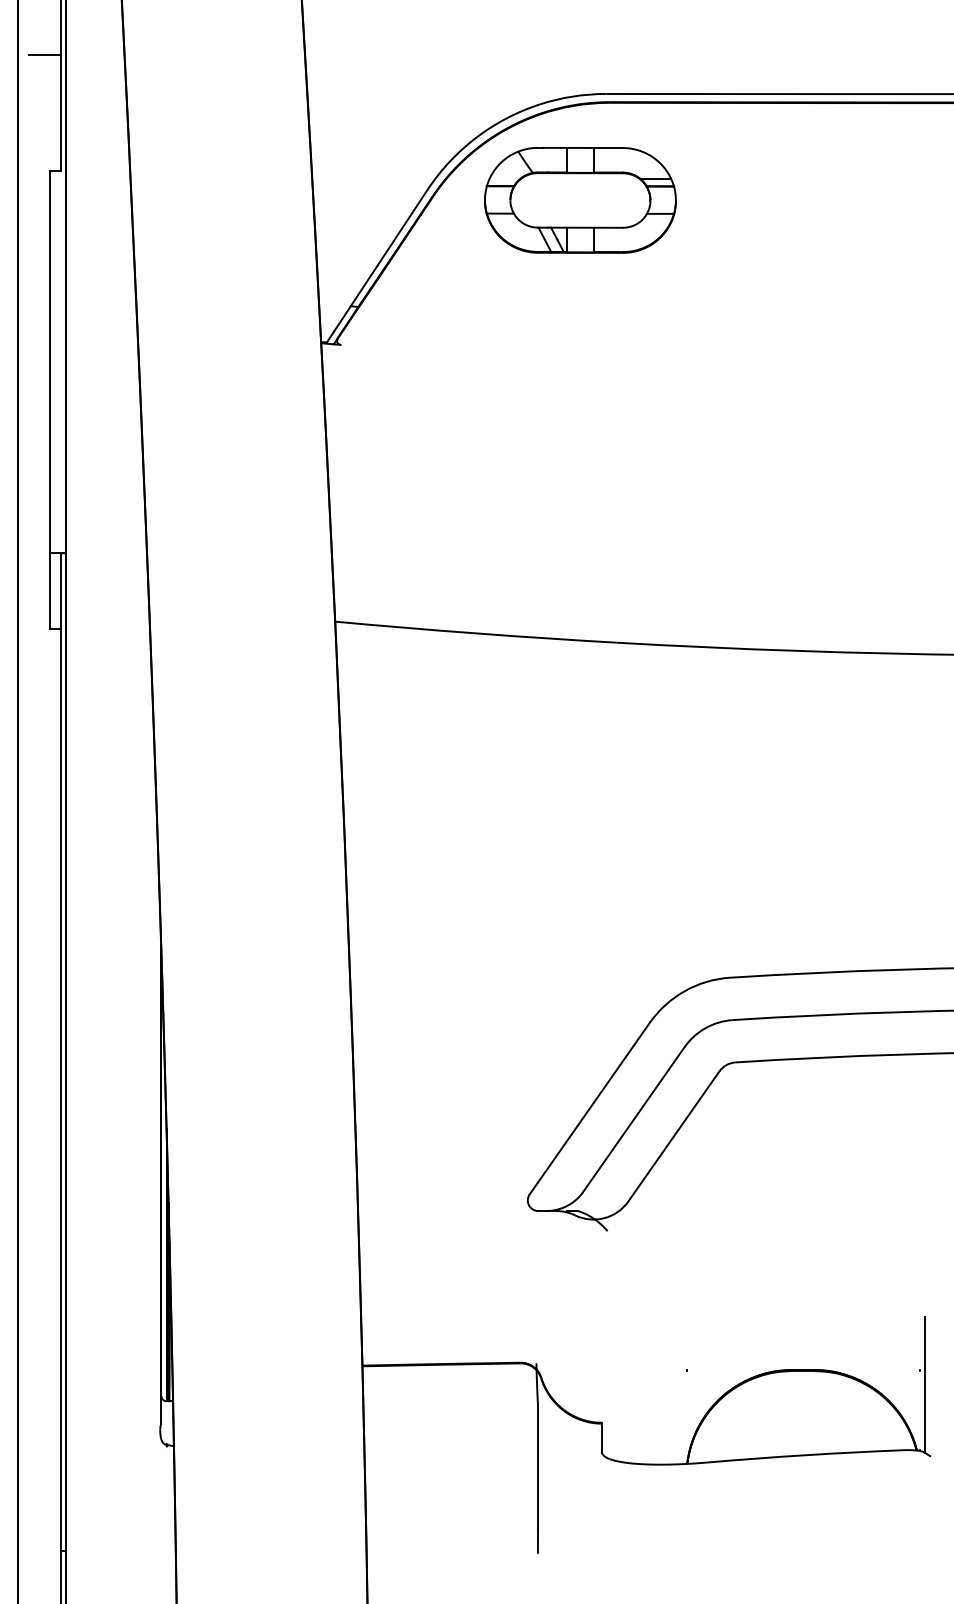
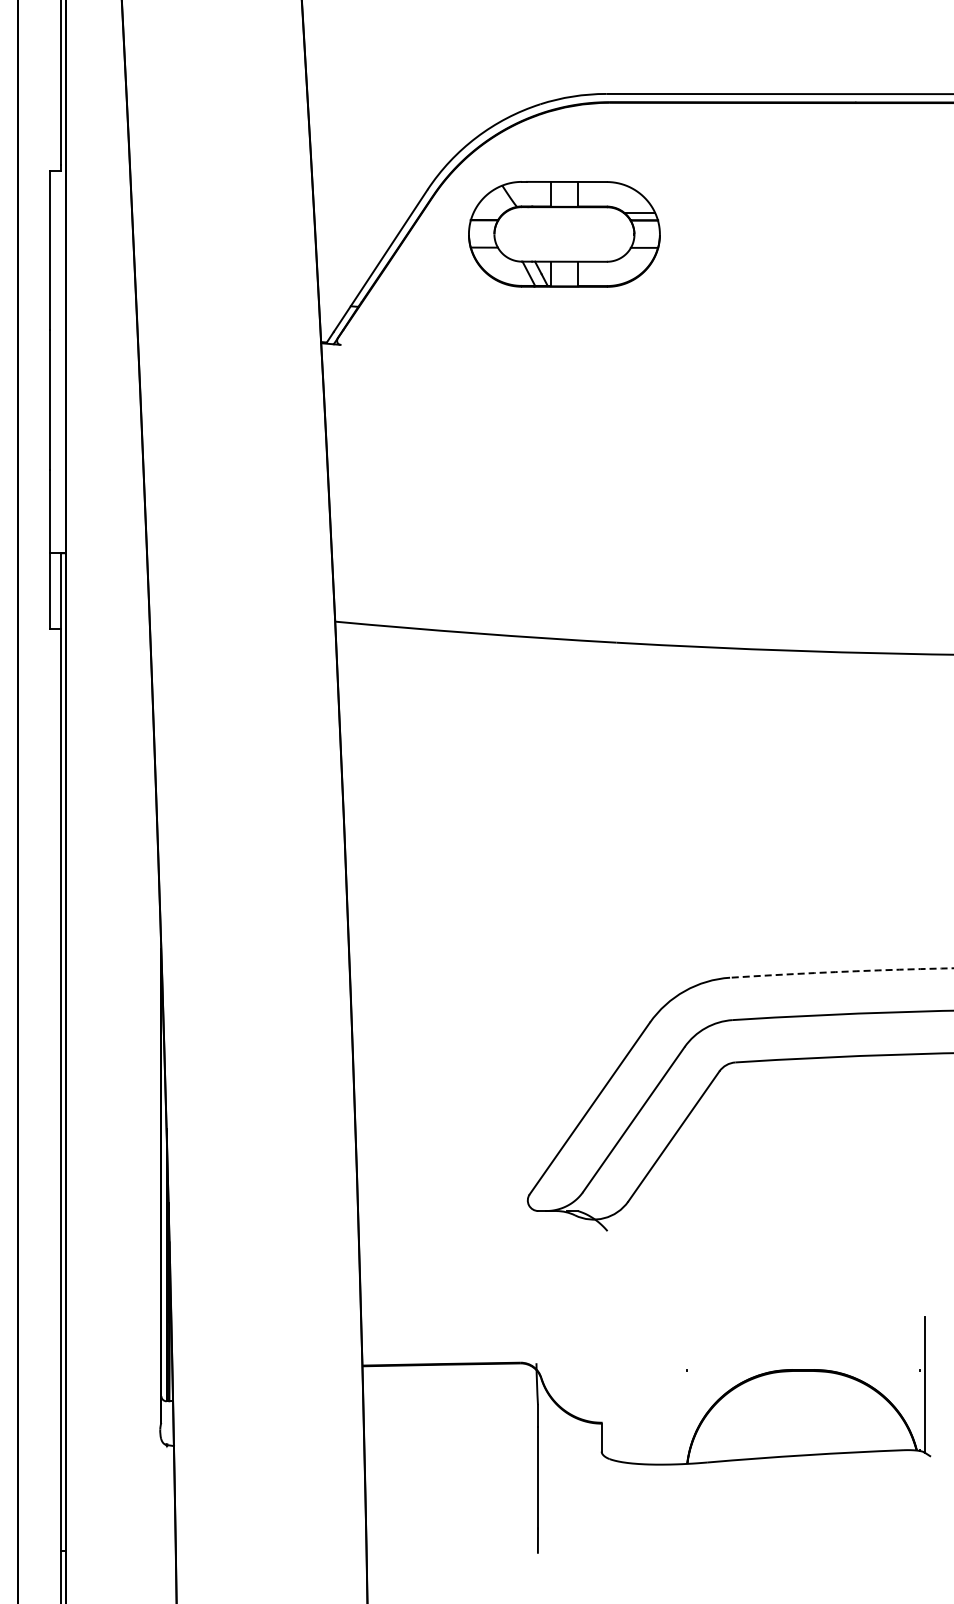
line: present -> none (44, 54)
part position: (580, 200) -> (564, 234) (564, 234)
arc: solid -> dashed (841, 971)
